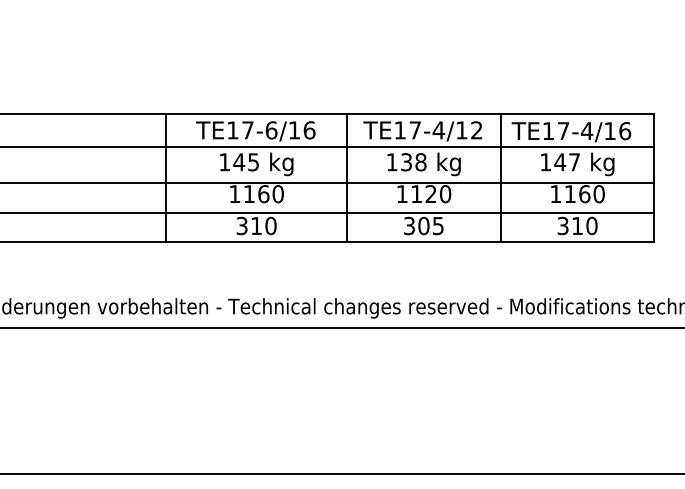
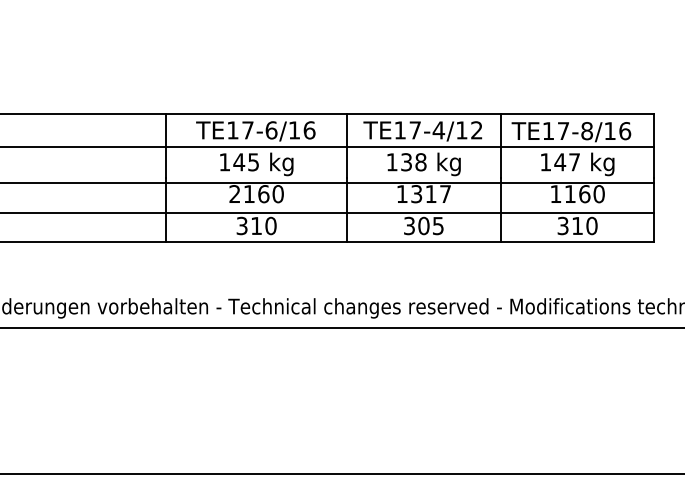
text: TE17-4/16 -> TE17-8/16 (586, 131)
text: 1160 -> 2160 (234, 193)
text: 1120 -> 1317 (431, 194)
